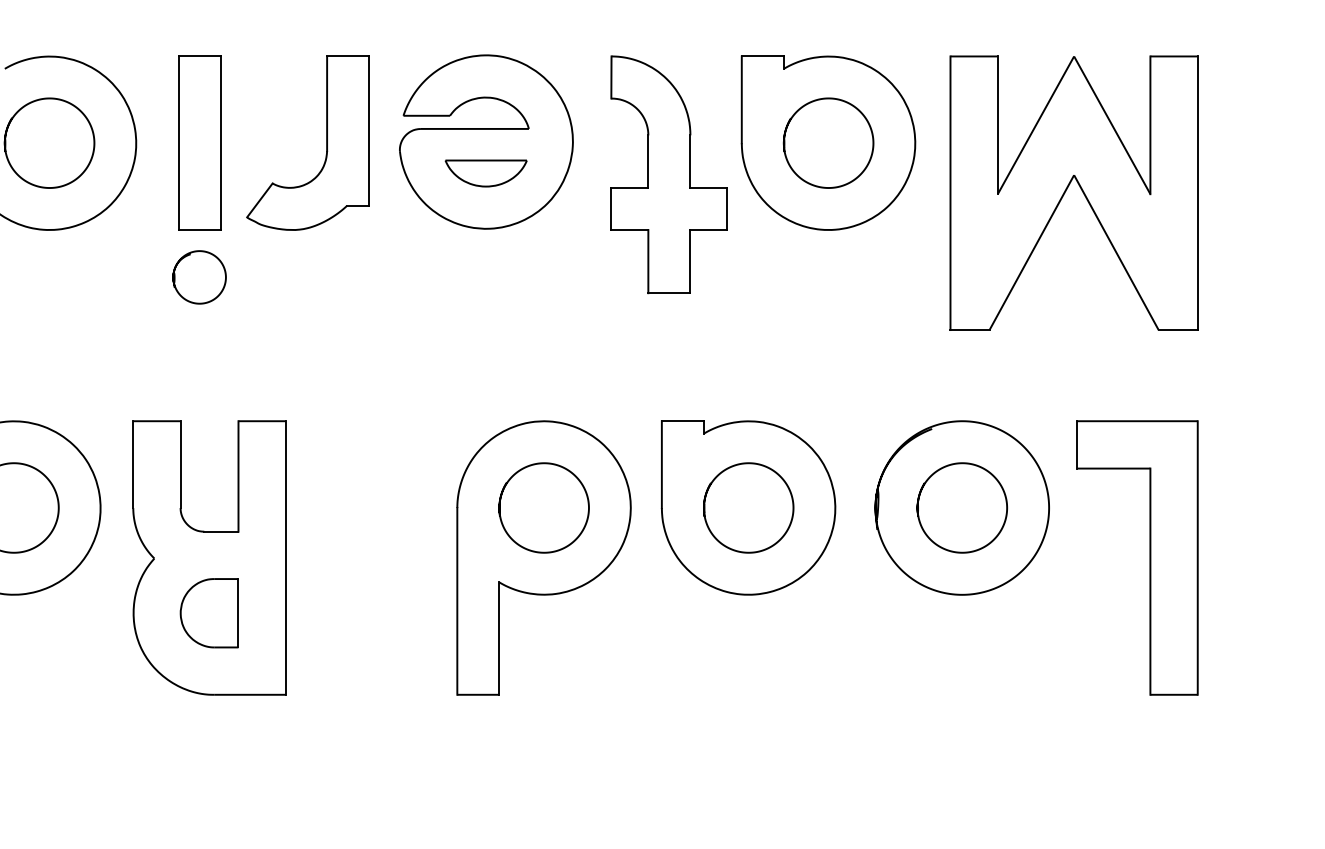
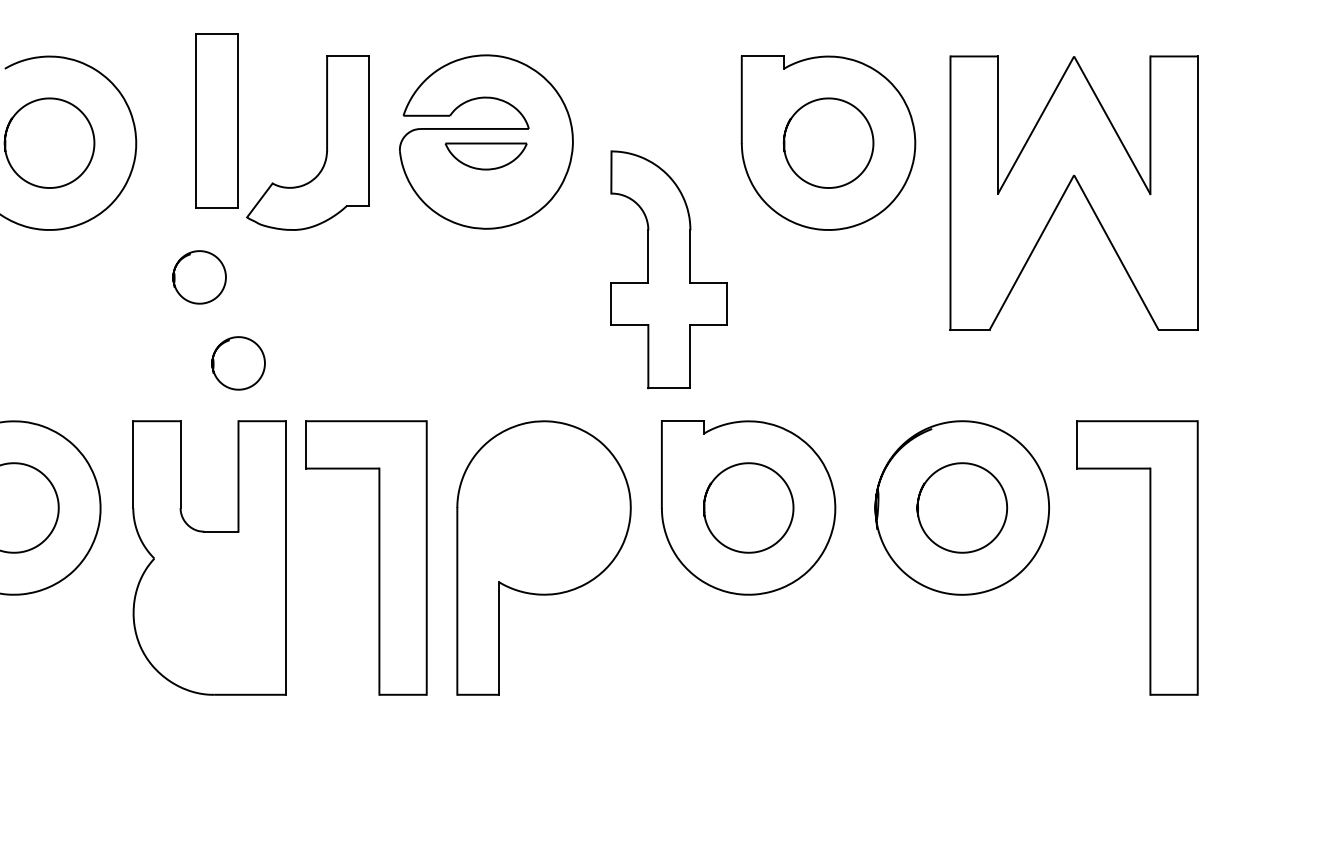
part position: (199, 142) -> (216, 120) (216, 120)
part position: (485, 173) -> (485, 156) (485, 156)
part position: (668, 174) -> (668, 269) (668, 269)
curve: none -> present (229, 341)
curve: present -> none (516, 474)
part: none -> present (378, 557)
part: present -> none (208, 613)
